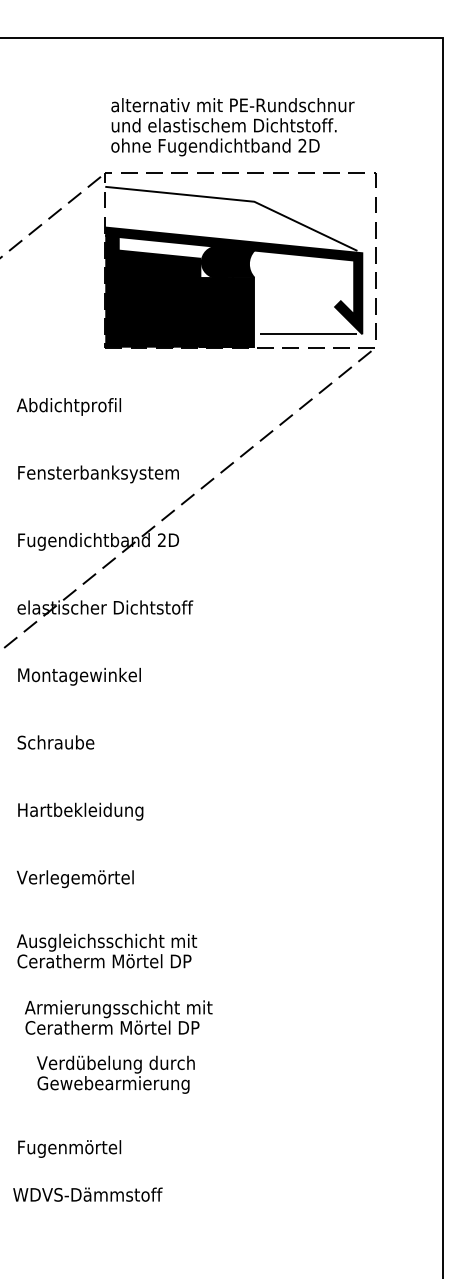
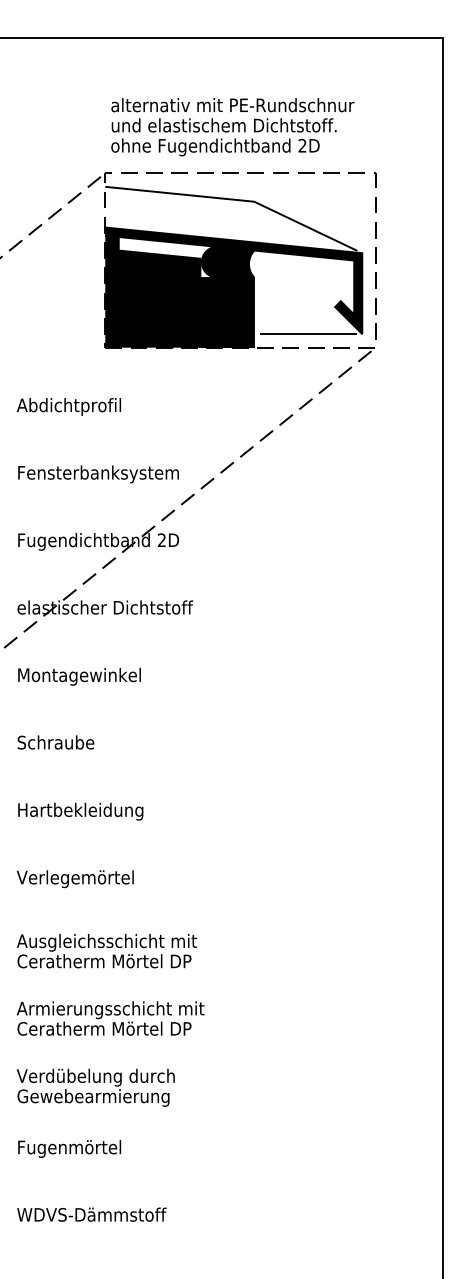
text position: (118, 1017) -> (110, 1018) (110, 1018)
text position: (115, 1074) -> (95, 1087) (95, 1087)
text position: (87, 1194) -> (91, 1214) (91, 1214)
